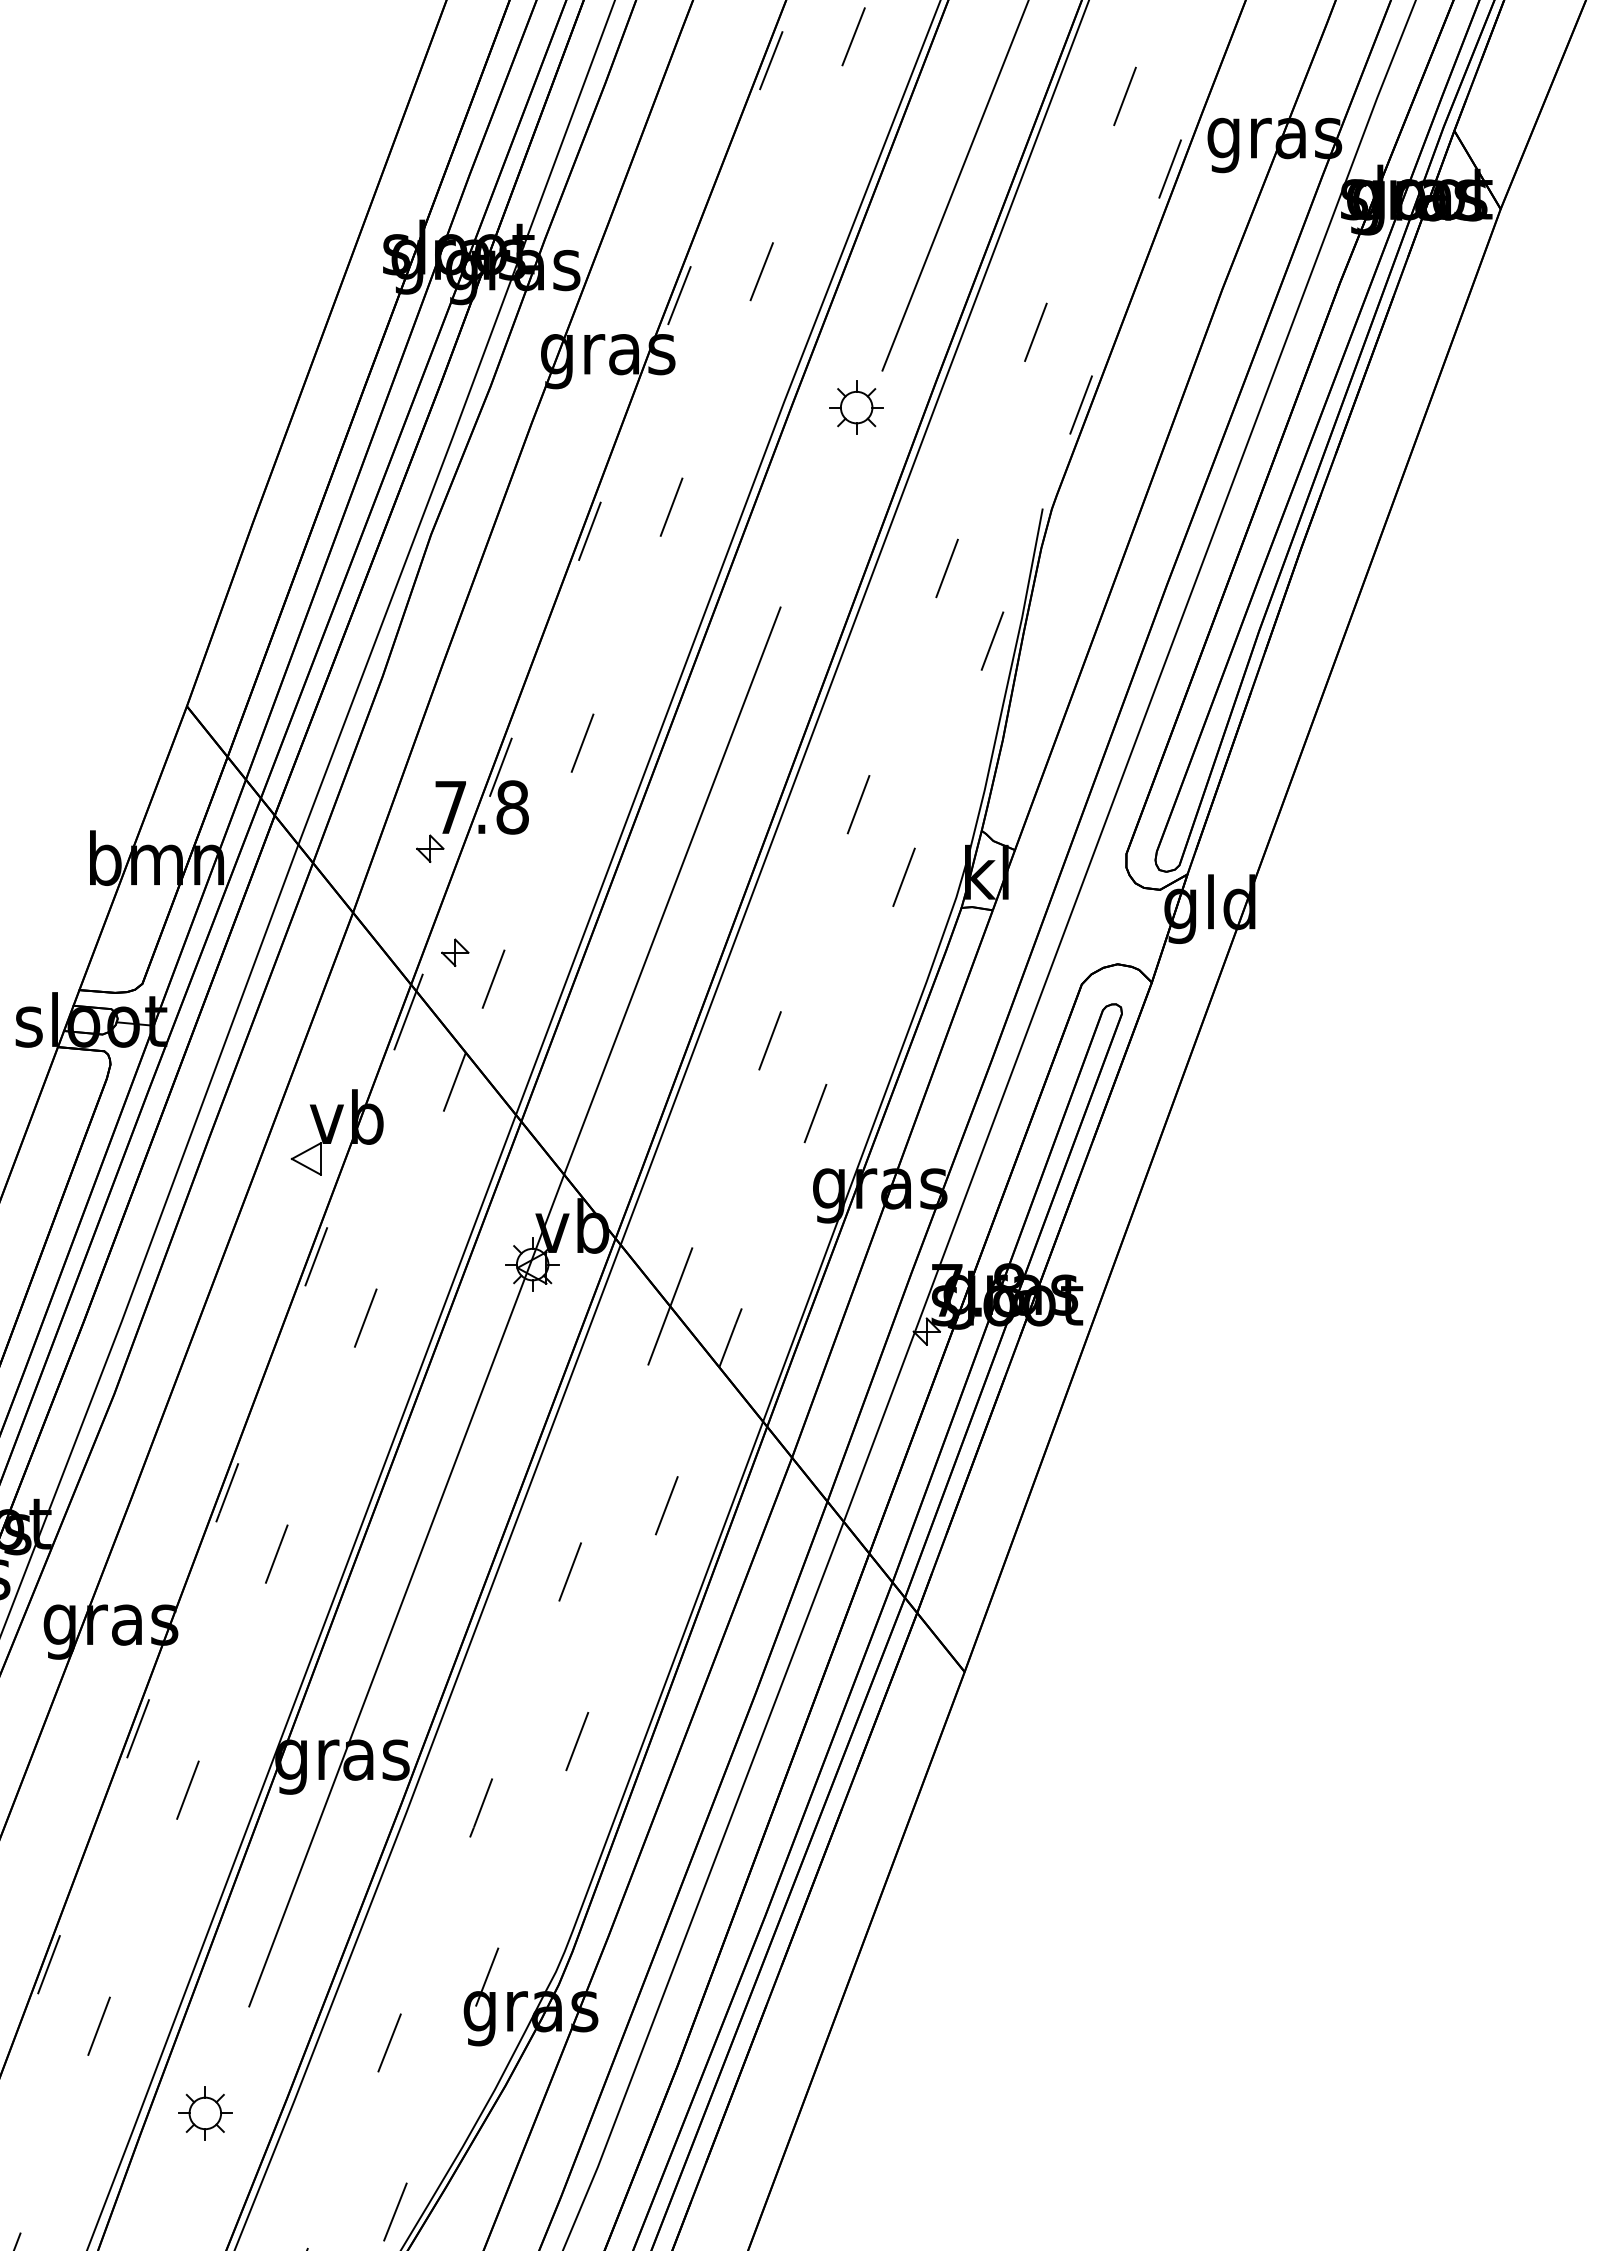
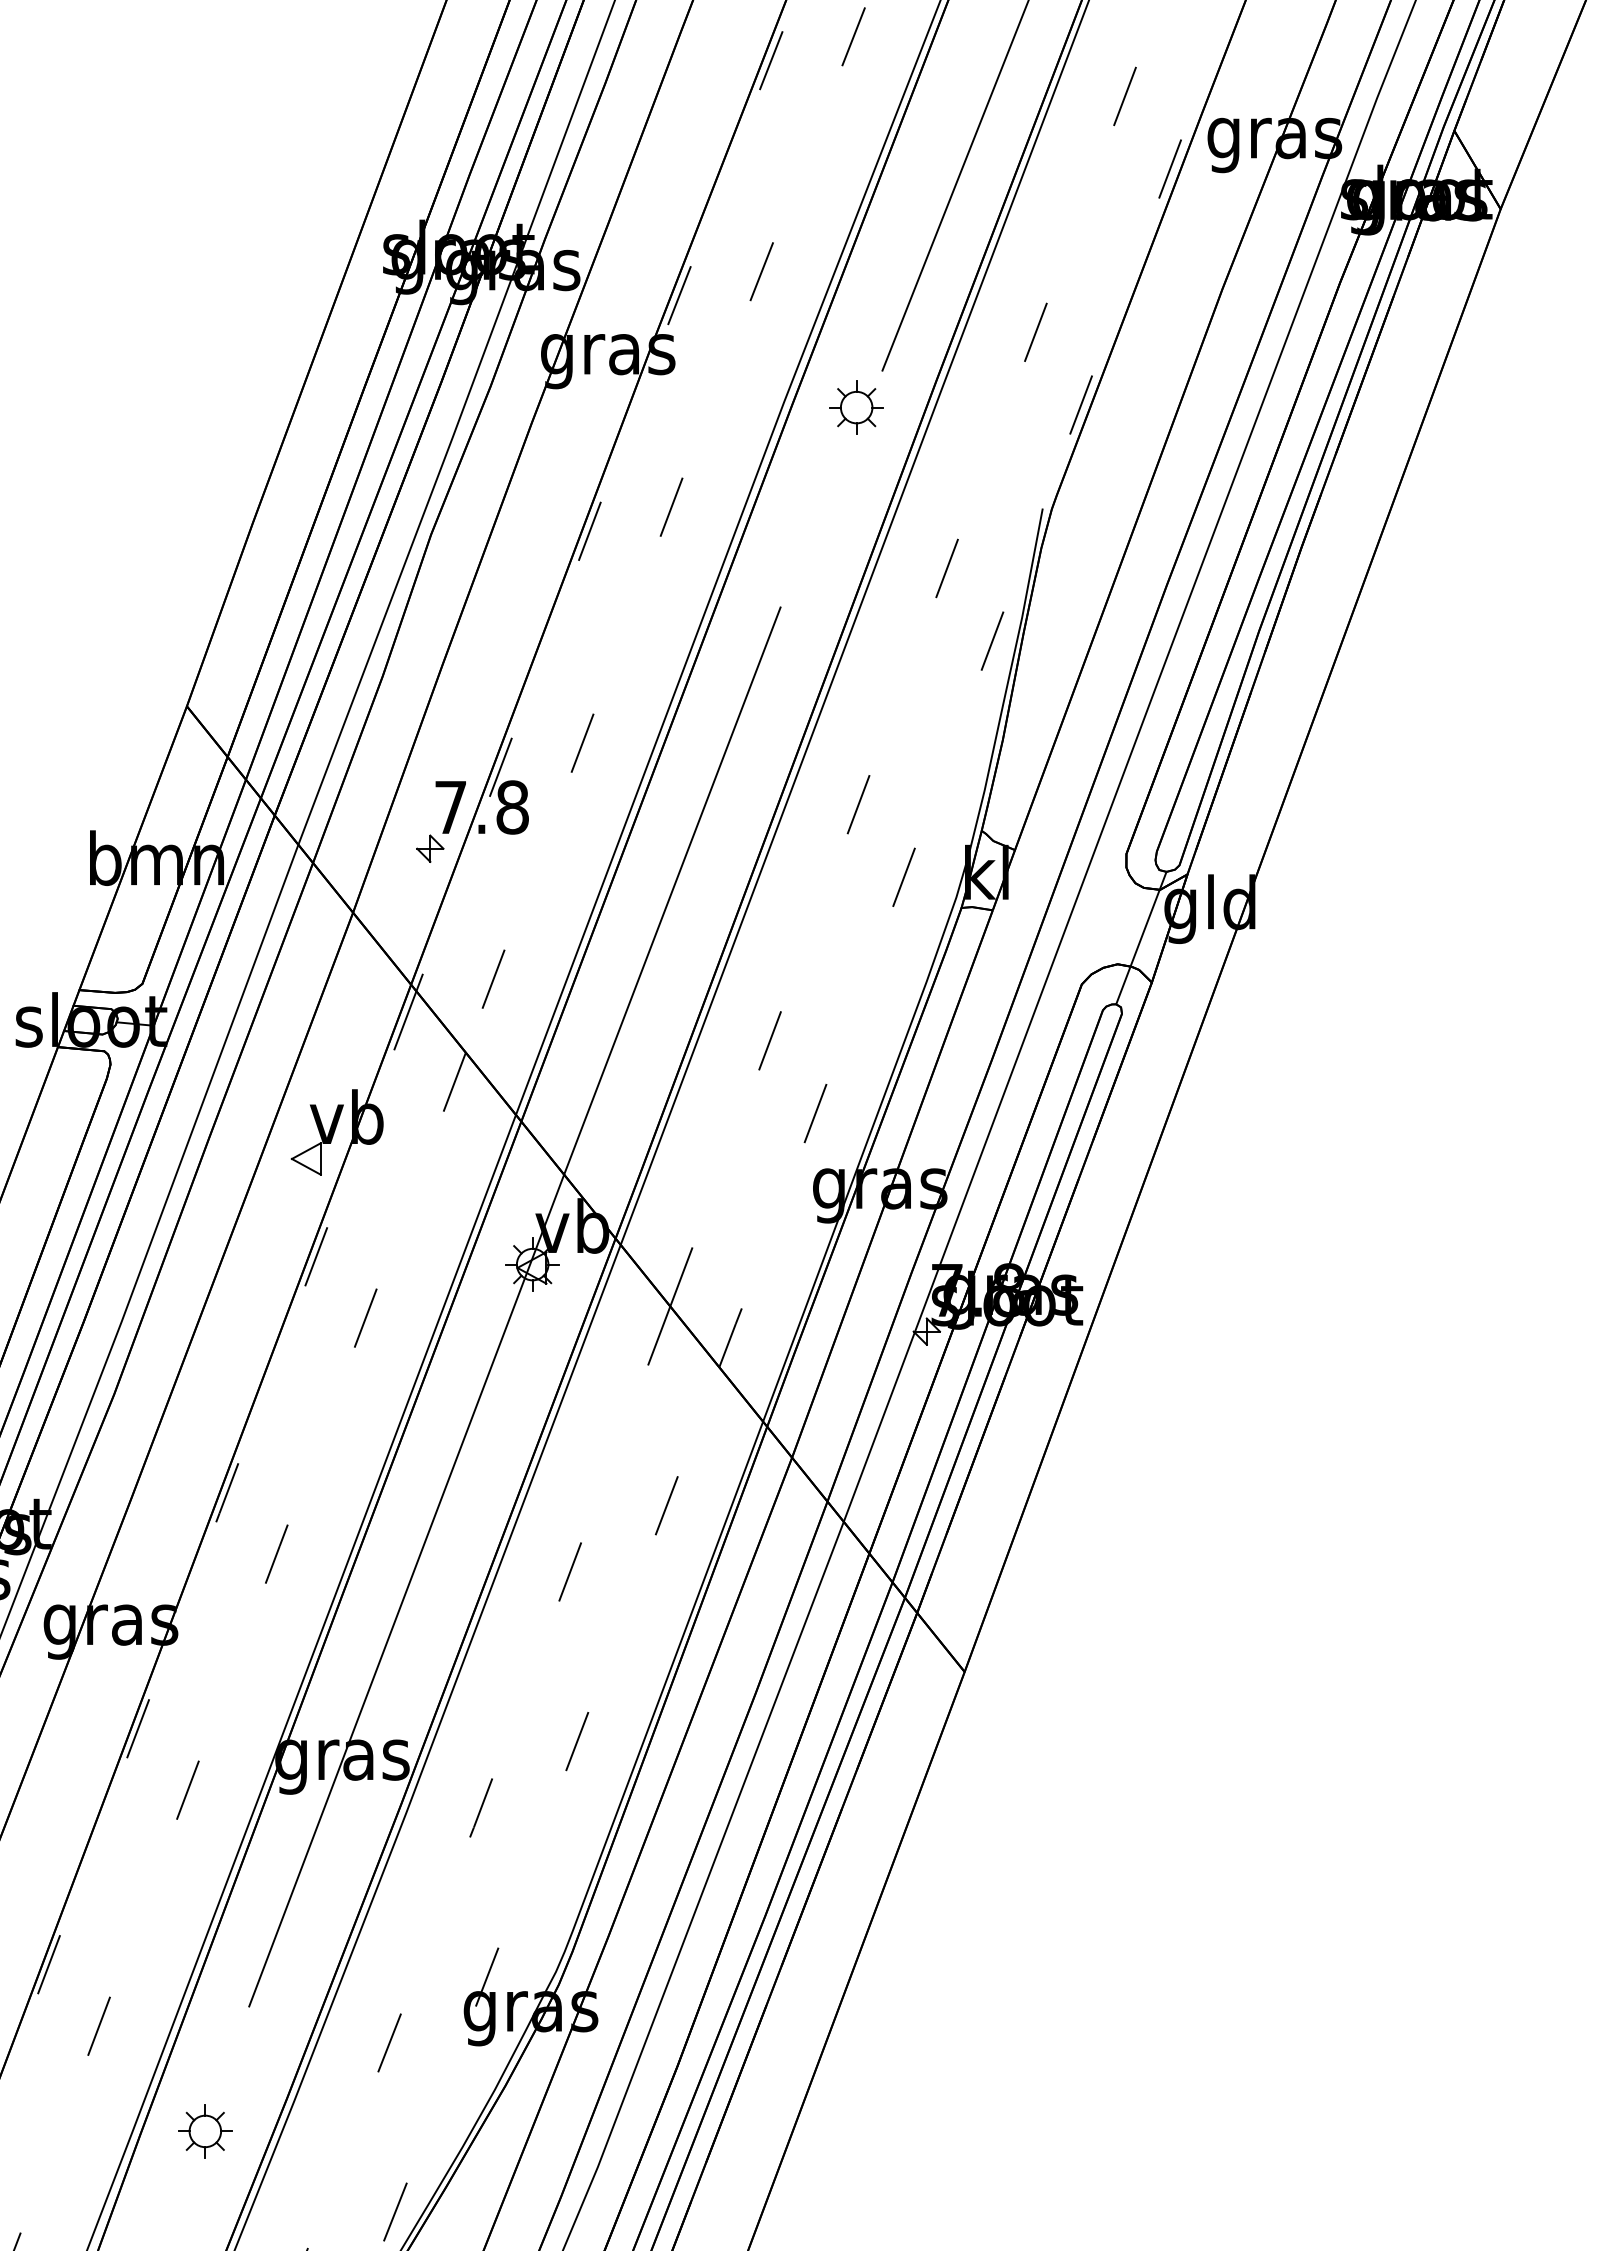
line: none -> present (1141, 937)
part: present -> none (455, 952)
part position: (205, 2113) -> (205, 2131) (205, 2131)
